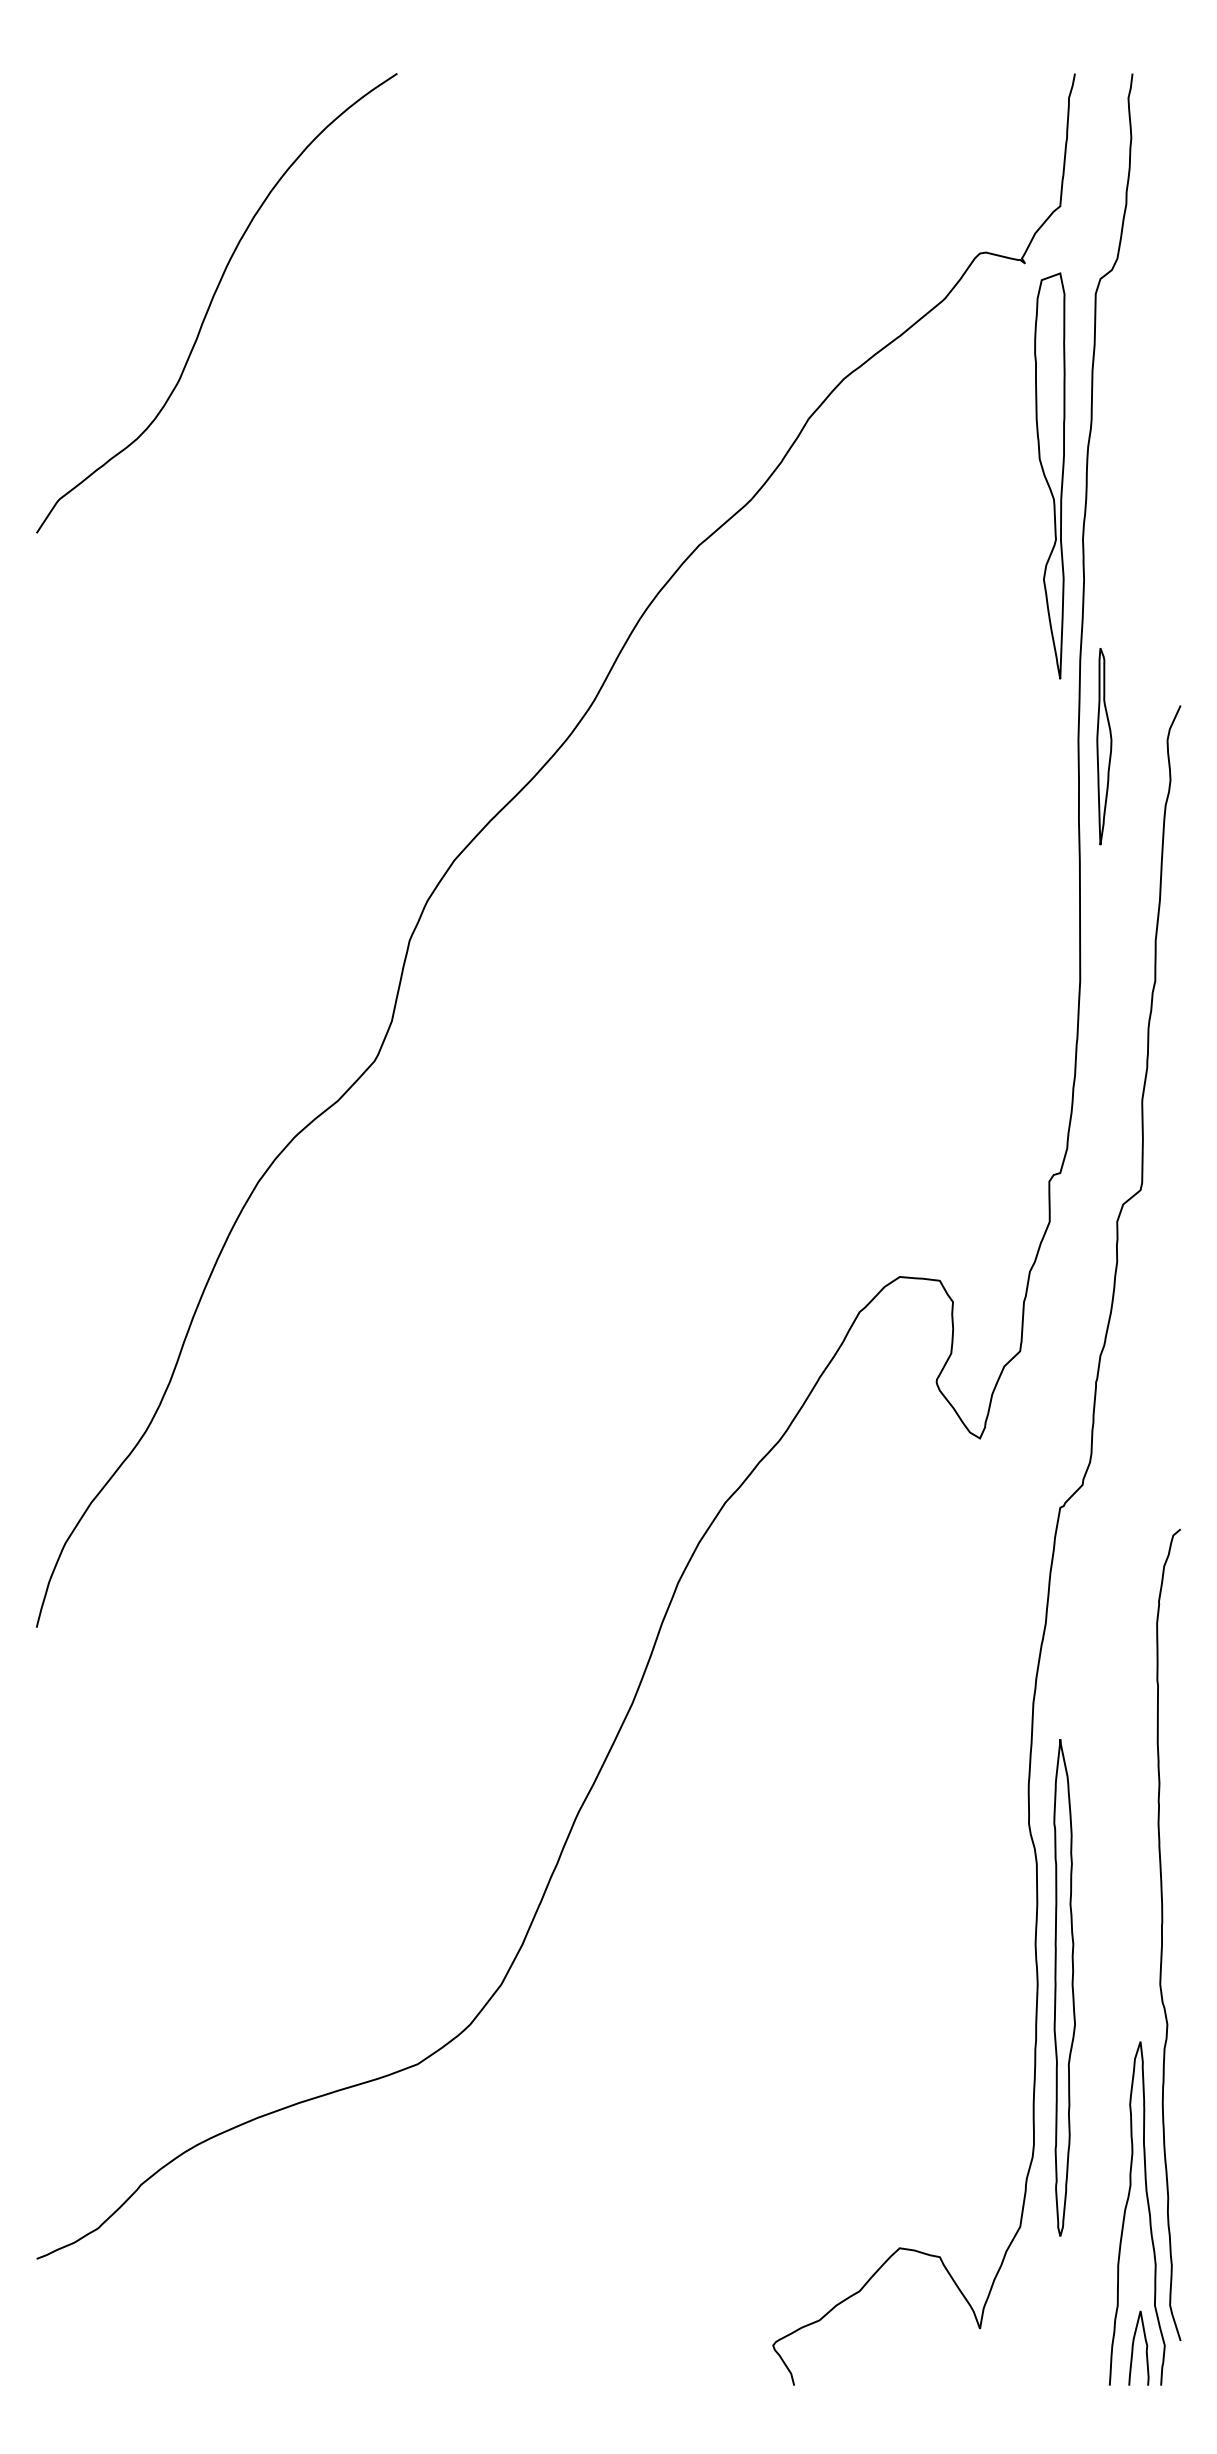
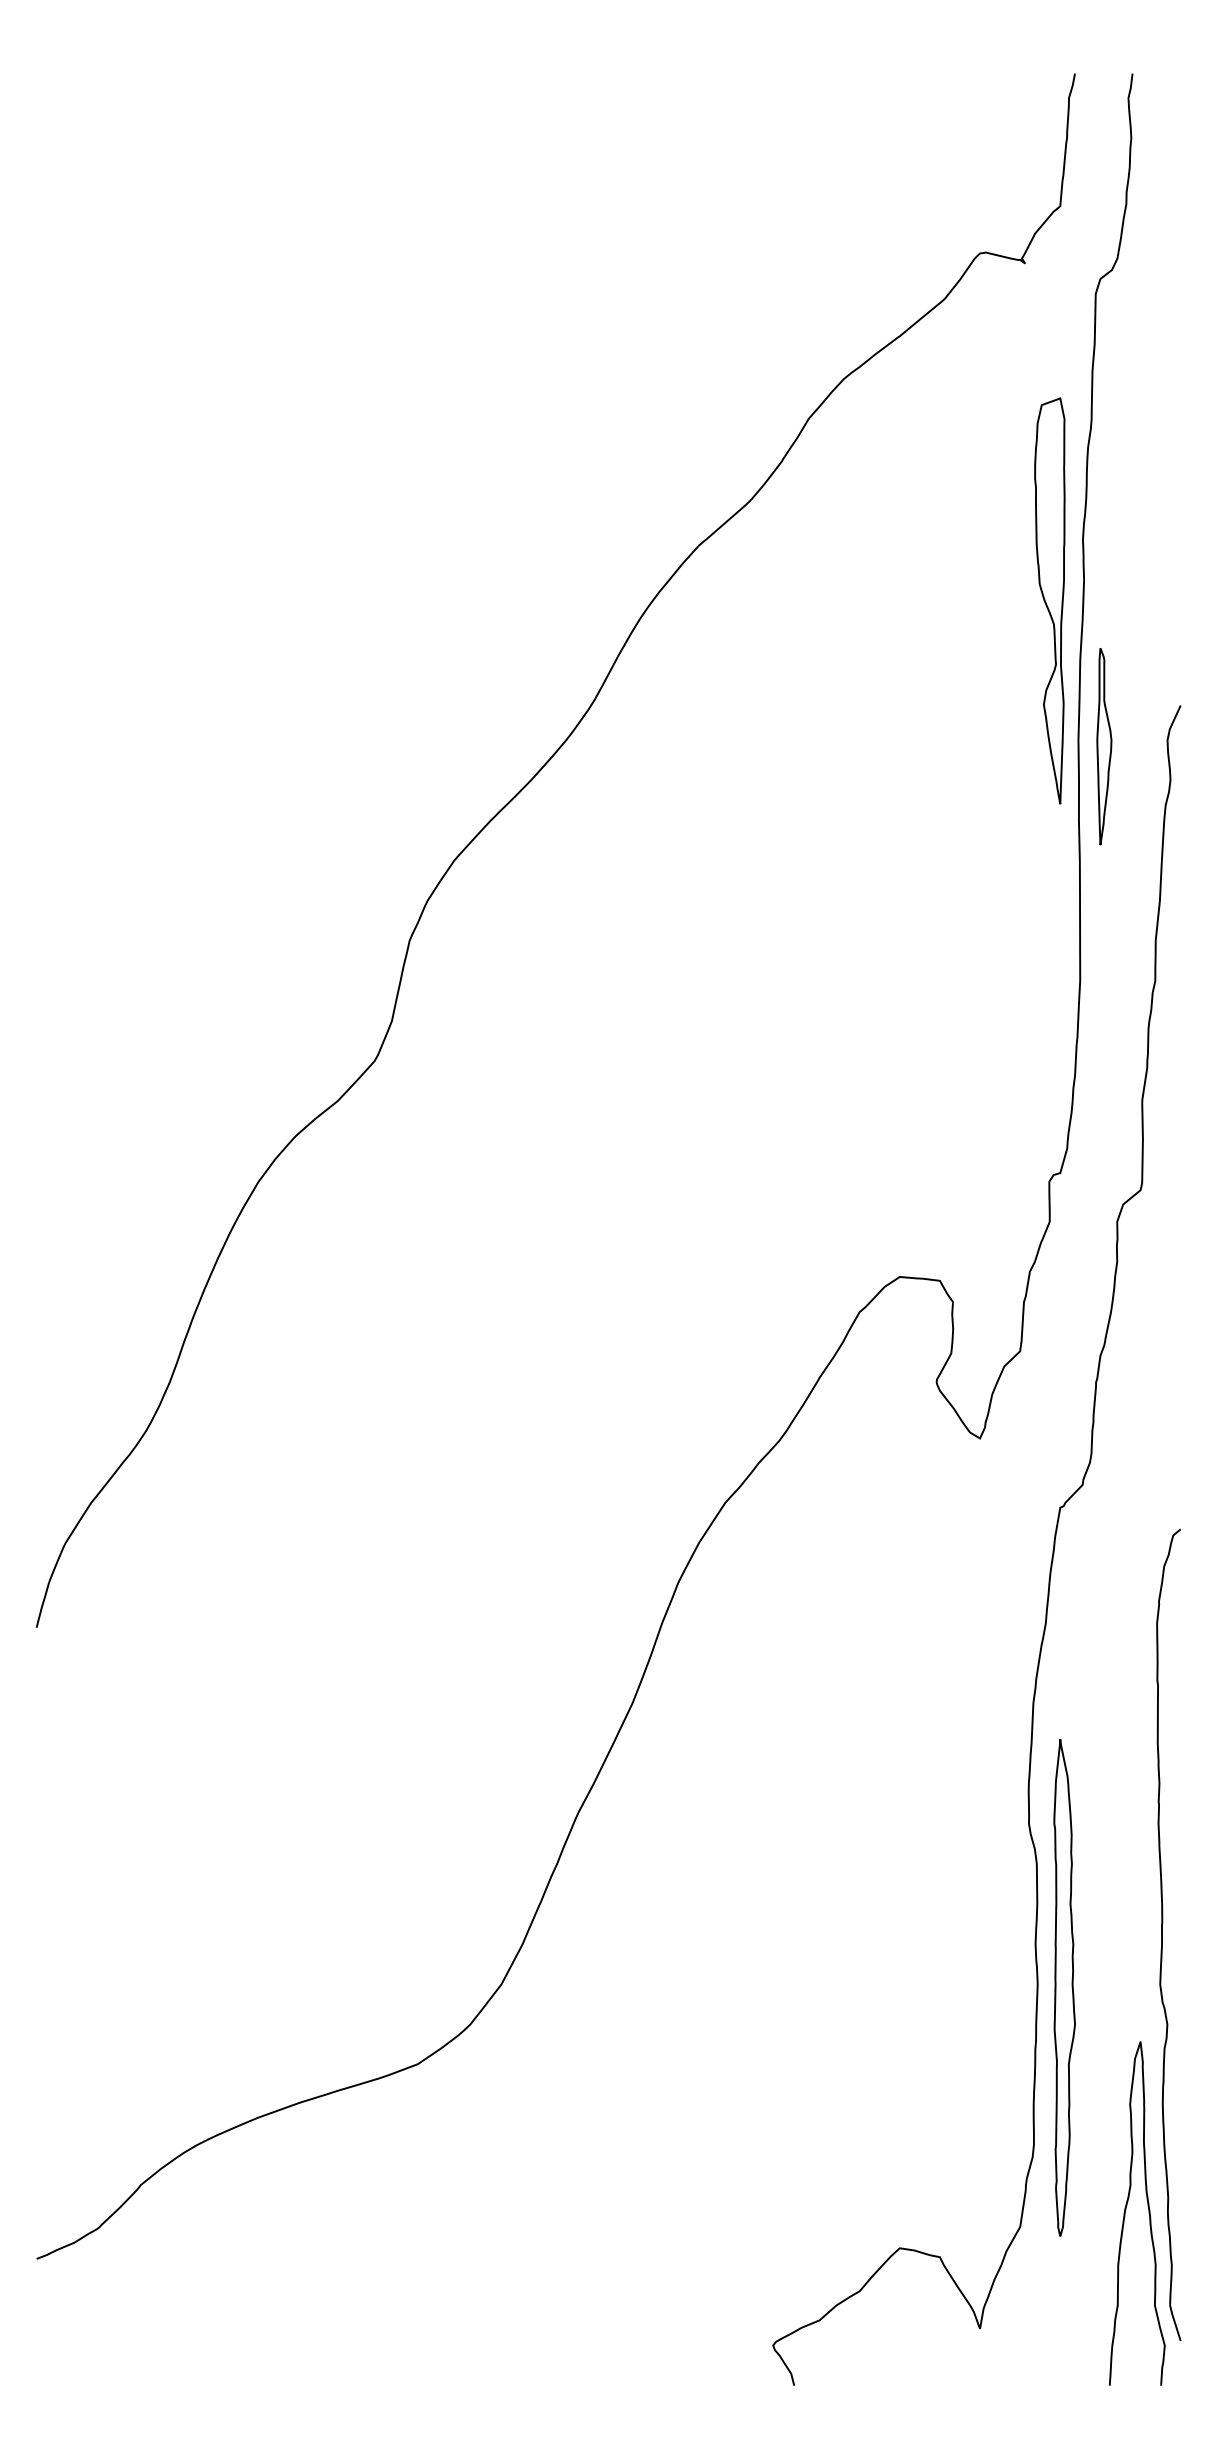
curve: present -> none (212, 301)
part position: (1049, 475) -> (1049, 600) (1049, 600)
curve: present -> none (1133, 2347)
